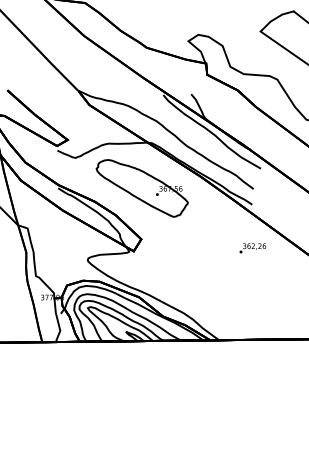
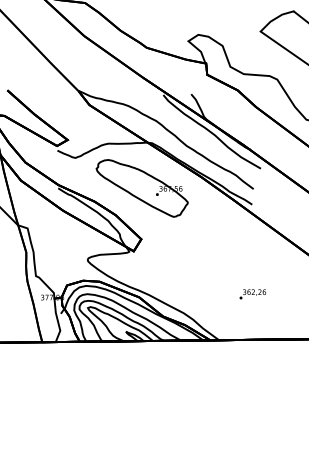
text position: (252, 248) -> (252, 294) (252, 294)
